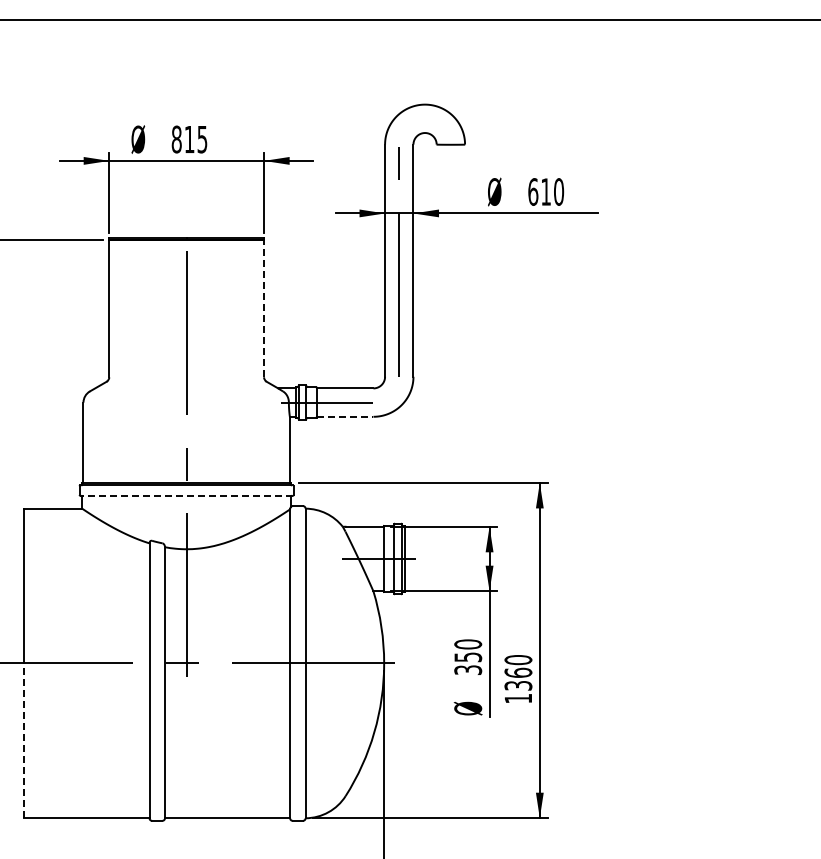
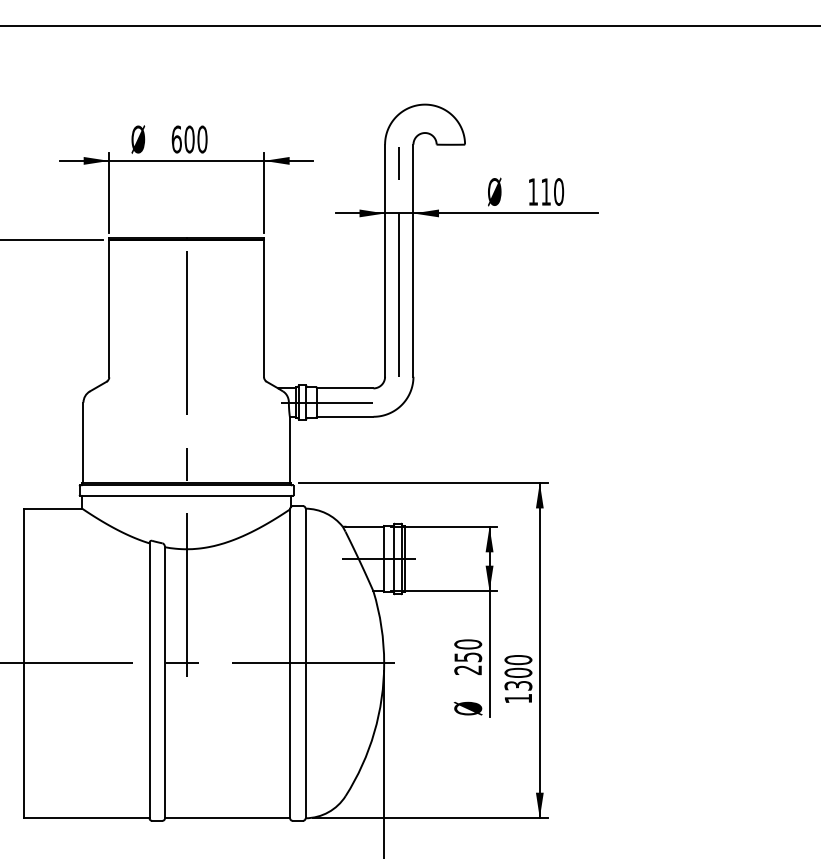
line position: (409, 19) -> (409, 25) (409, 25)
text: 815 -> 600 (189, 139)
text: 610 -> 110 (533, 191)
line: dashed -> solid (264, 308)
line: dashed -> solid (345, 416)
line: dashed -> solid (186, 495)
text: 350 -> 250 (468, 670)
text: 1360 -> 1300 (518, 672)
line: dashed -> solid (24, 740)
